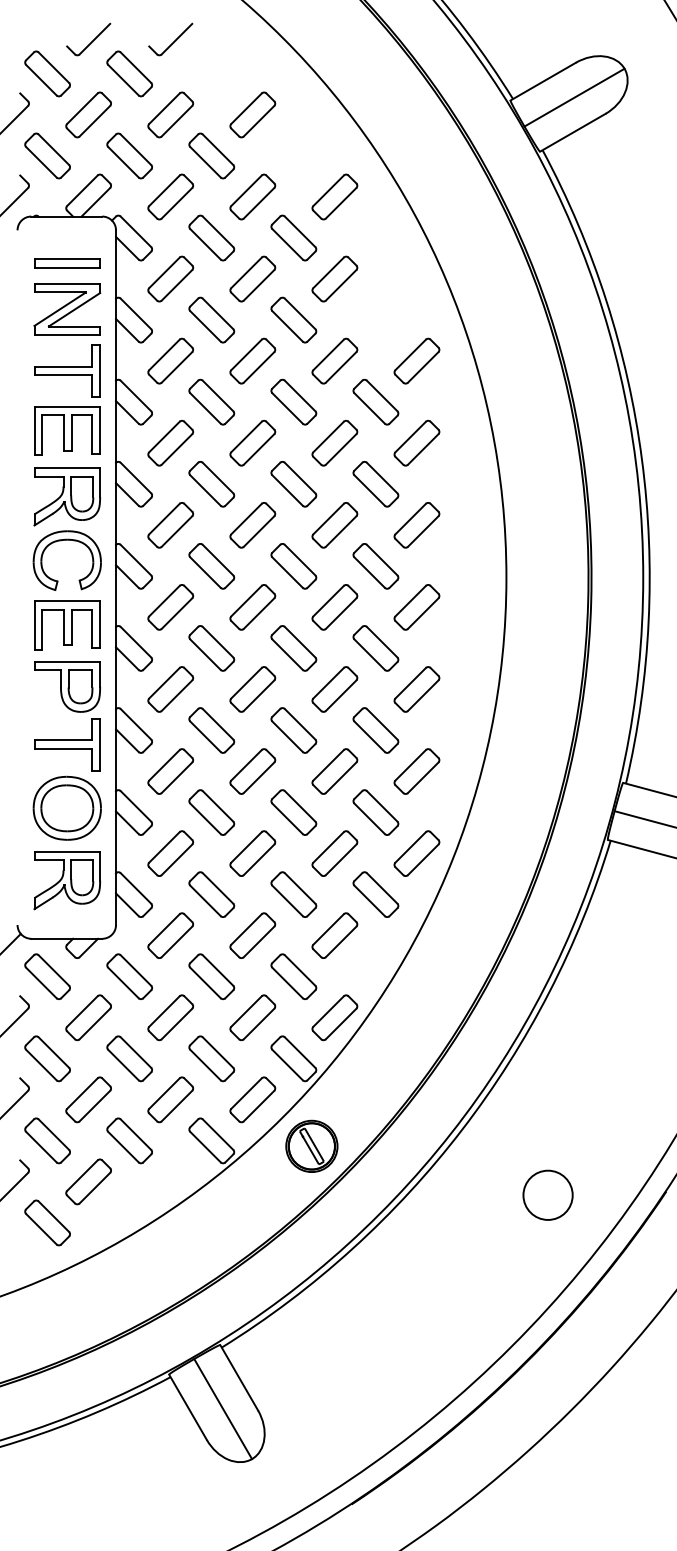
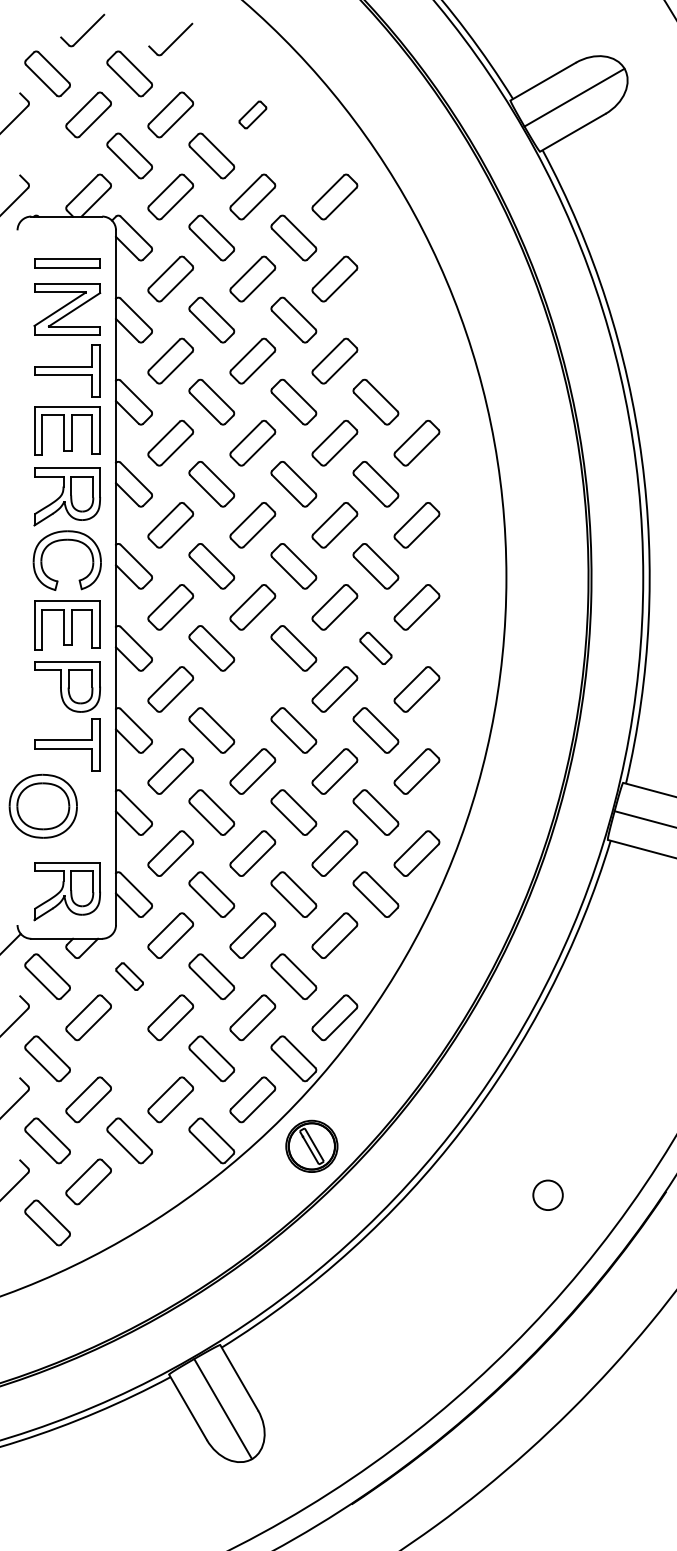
part position: (88, 39) -> (82, 30) (82, 30)
part size: 48x48 px -> 30x30 px (252, 114)
part: present -> none (47, 155)
part: present -> none (416, 360)
part size: 48x47 px -> 34x34 px (375, 647)
part: present -> none (252, 689)
part position: (66, 807) -> (42, 805) (42, 805)
part position: (66, 880) -> (66, 891) (66, 891)
part size: 47x47 px -> 29x29 px (129, 976)
part: present -> none (129, 1058)
circle diameter: 49 px -> 30 px (547, 1195)
